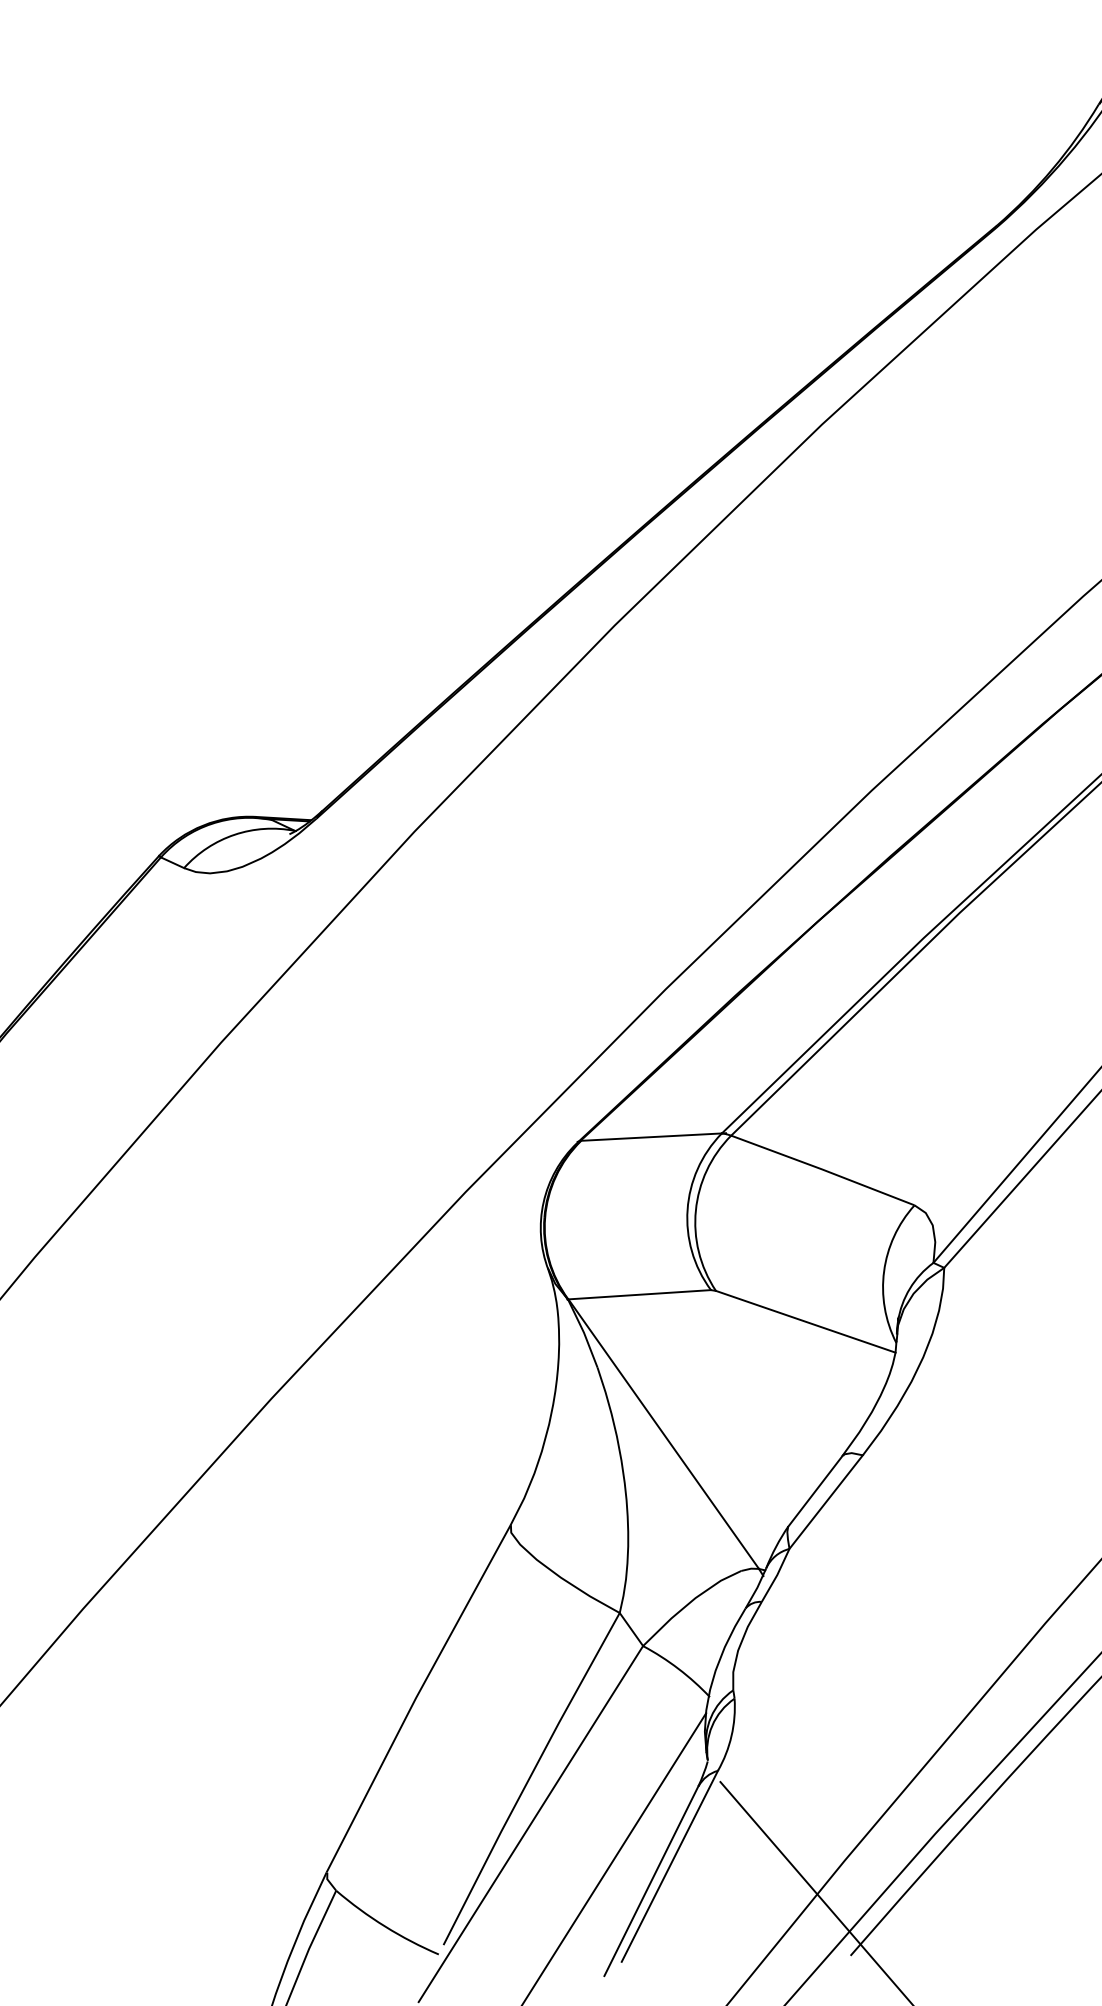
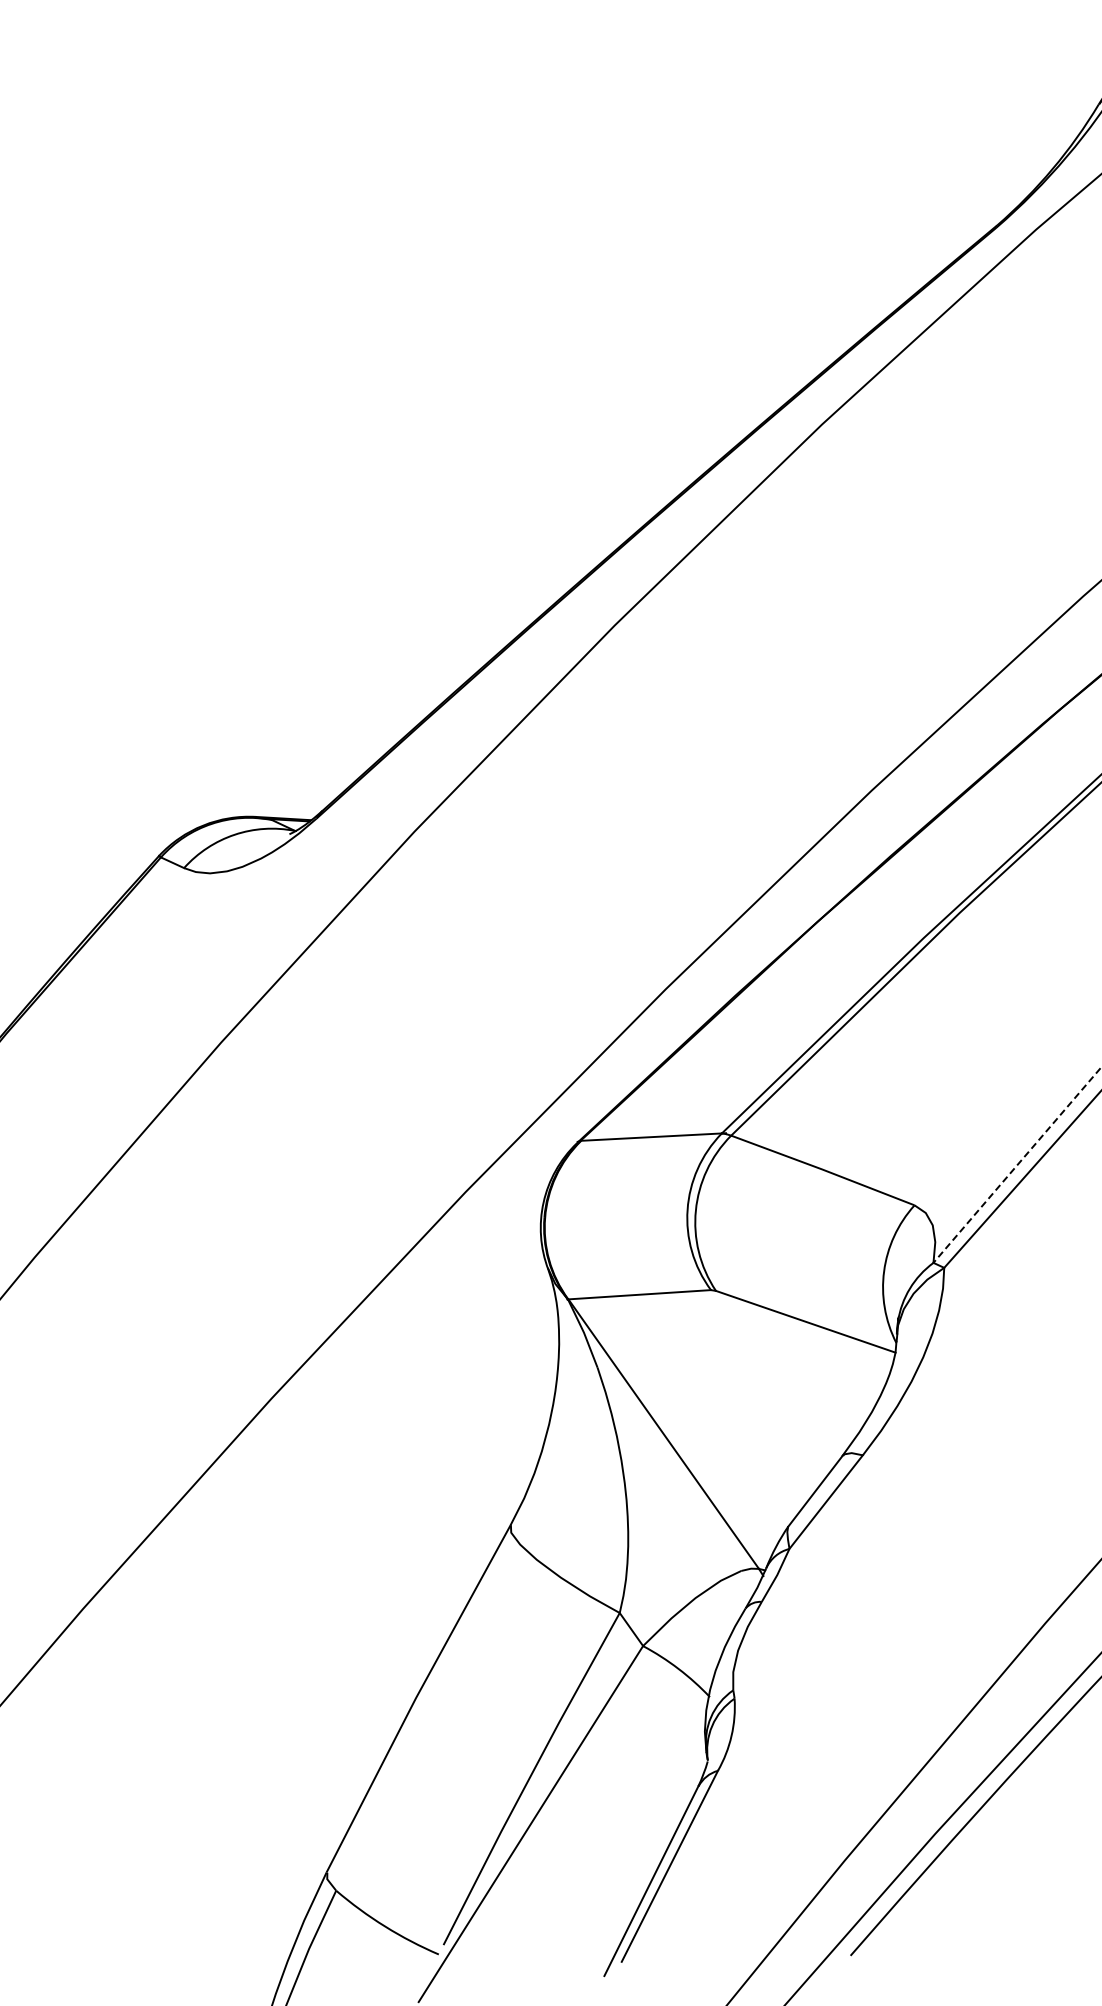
line: solid -> dashed (1017, 1165)
line: present -> none (614, 1857)
line: present -> none (815, 1892)
